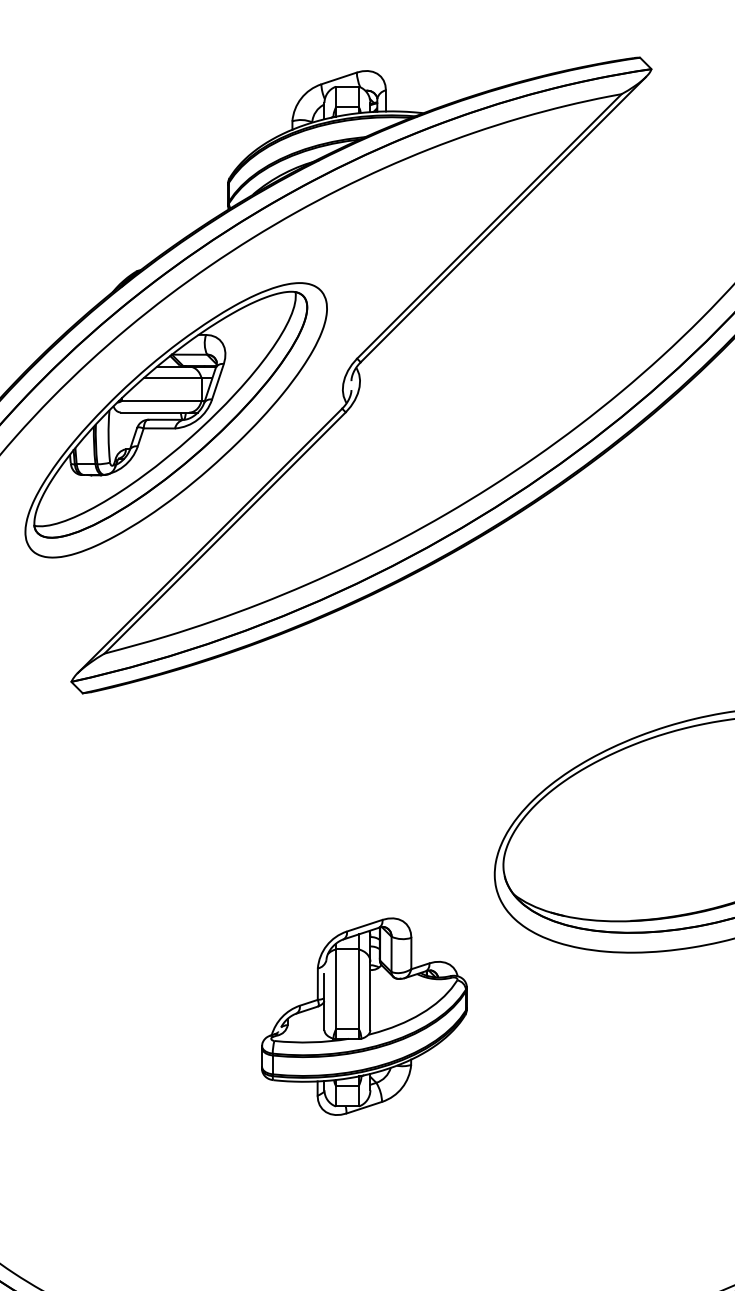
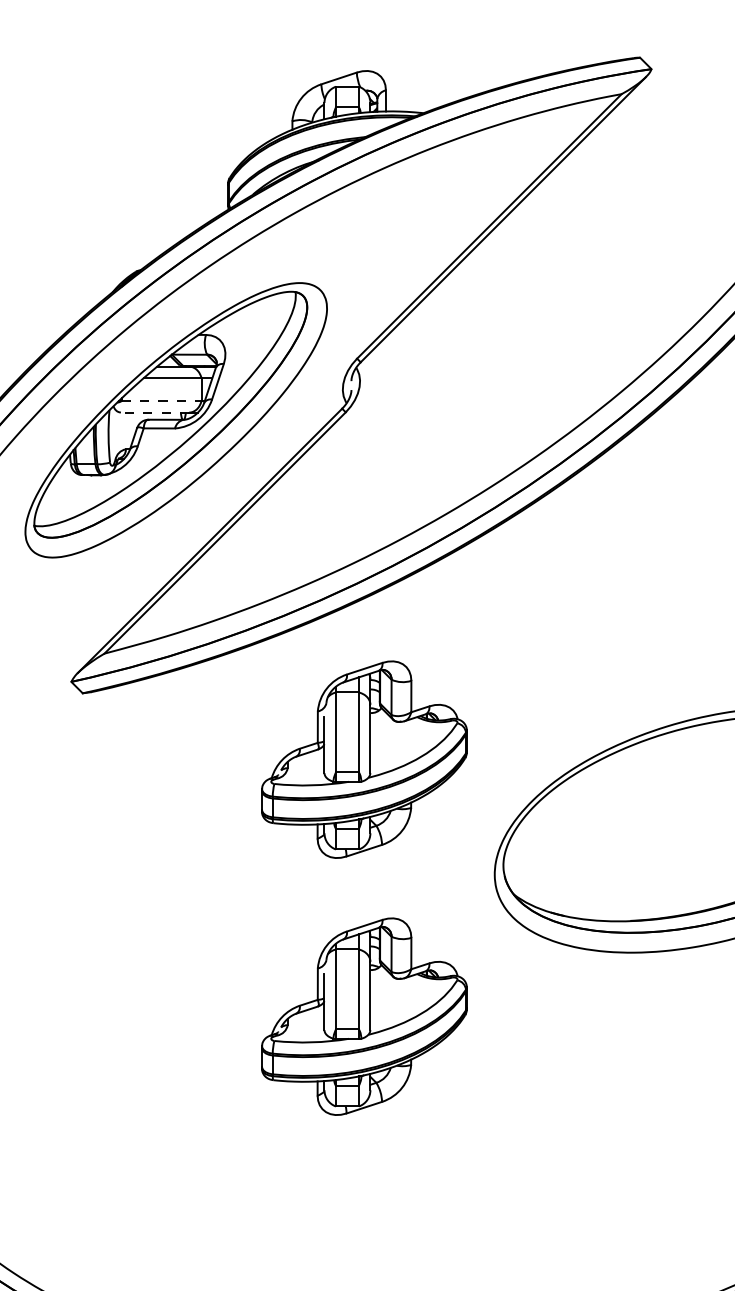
line: solid -> dashed (161, 401)
line: solid -> dashed (154, 412)
part: none -> present (364, 759)
